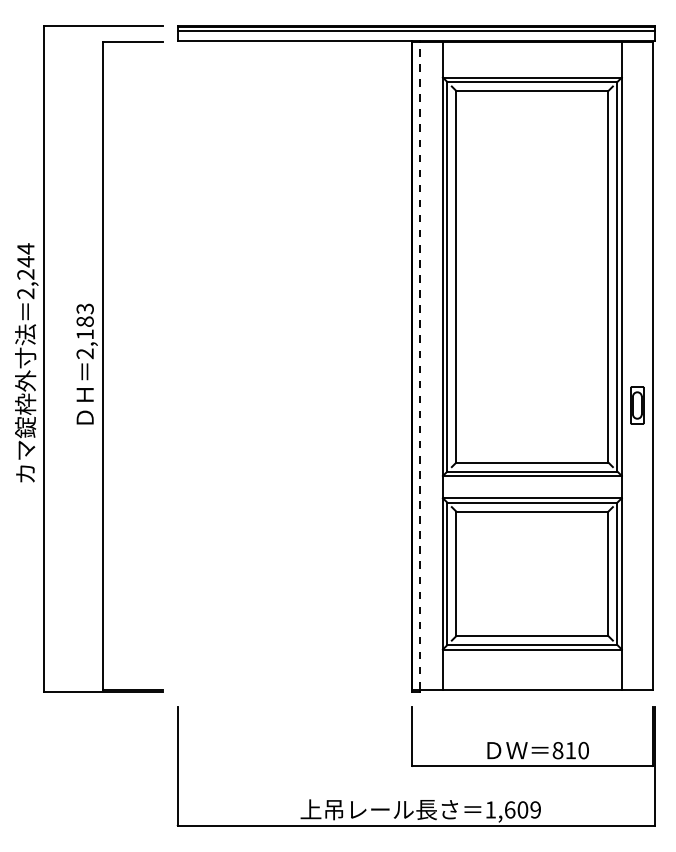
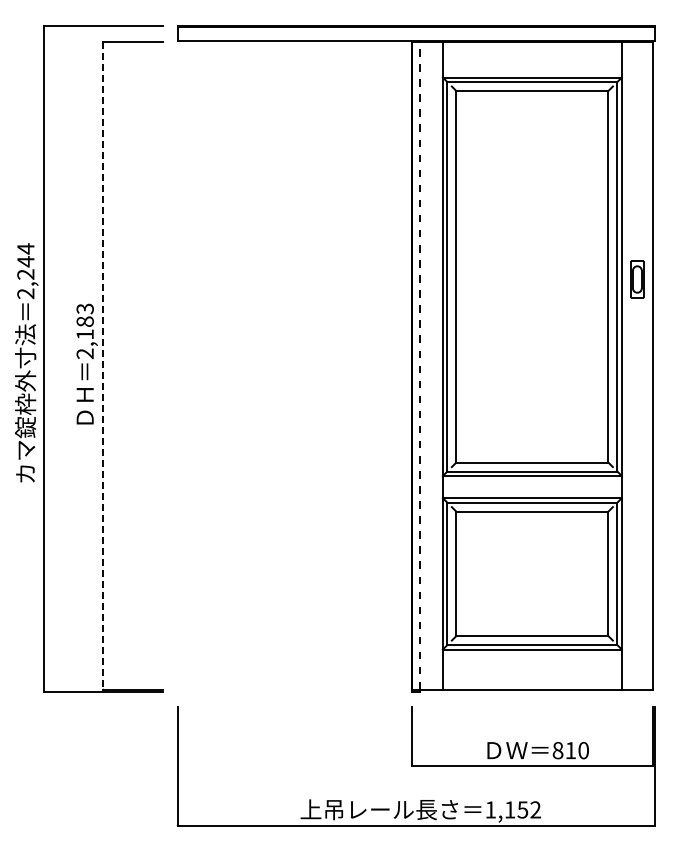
line: present -> none (415, 31)
line: solid -> dashed (103, 365)
part position: (637, 405) -> (637, 279) (637, 279)
text: 1,609 -> 1,152 (522, 809)
